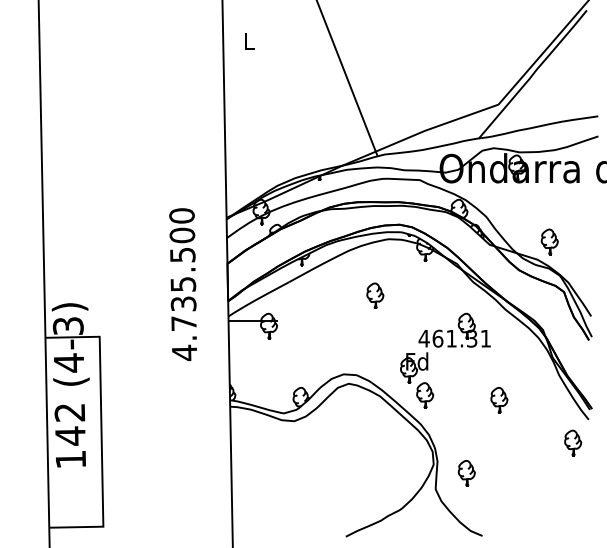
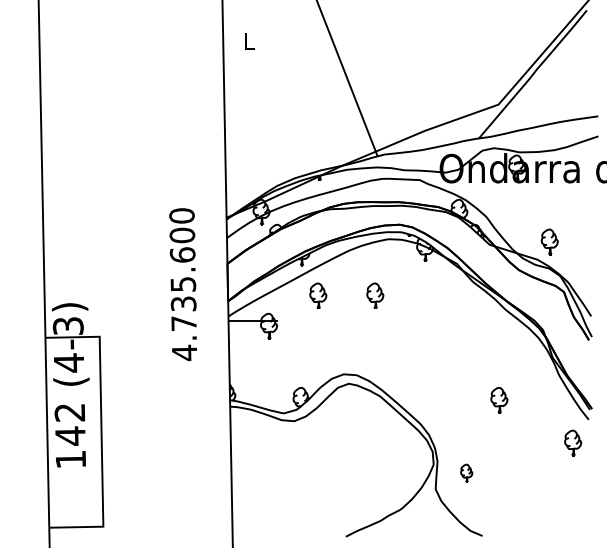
text: 4.735.500 -> 4.735.600 (182, 254)
part: none -> present (318, 295)
part: present -> none (447, 347)
part size: 19x27 px -> 14x20 px (466, 472)
